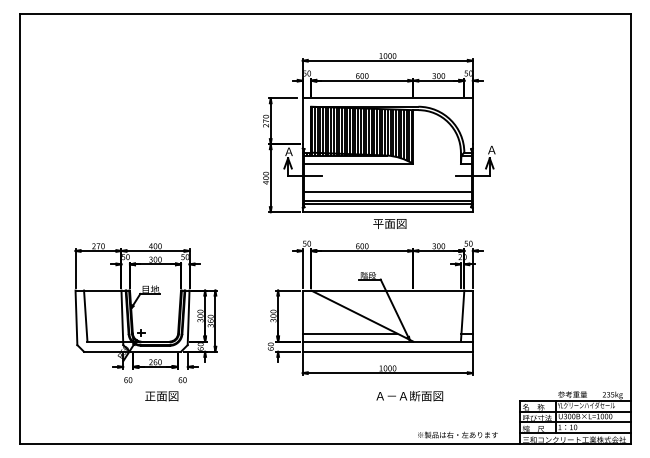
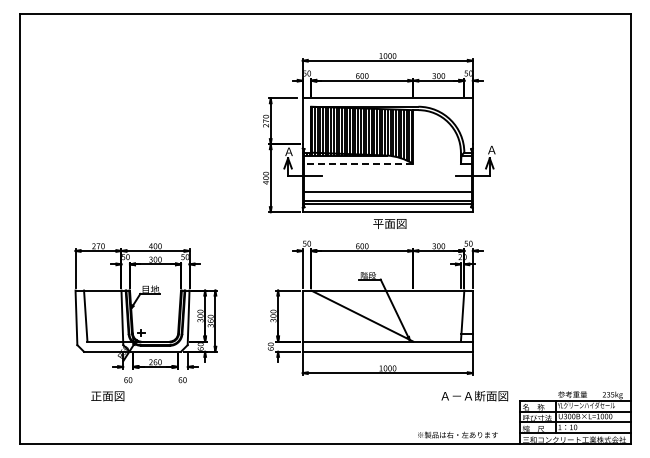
line: solid -> dashed (358, 164)
line: present -> none (349, 333)
text position: (161, 396) -> (107, 396) (107, 396)
text position: (409, 396) -> (474, 396) (474, 396)
